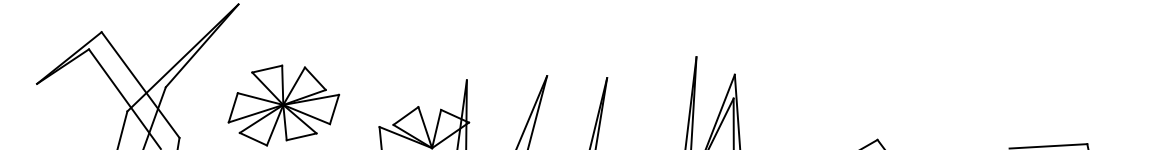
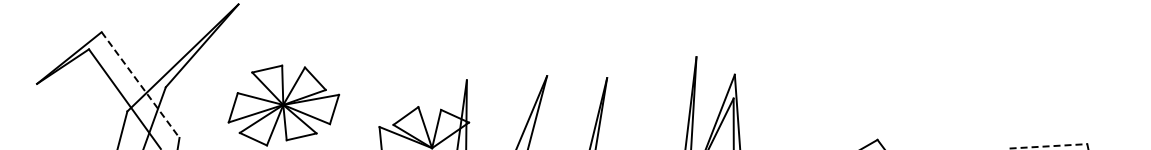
line: solid -> dashed (140, 85)
line: solid -> dashed (1048, 146)
